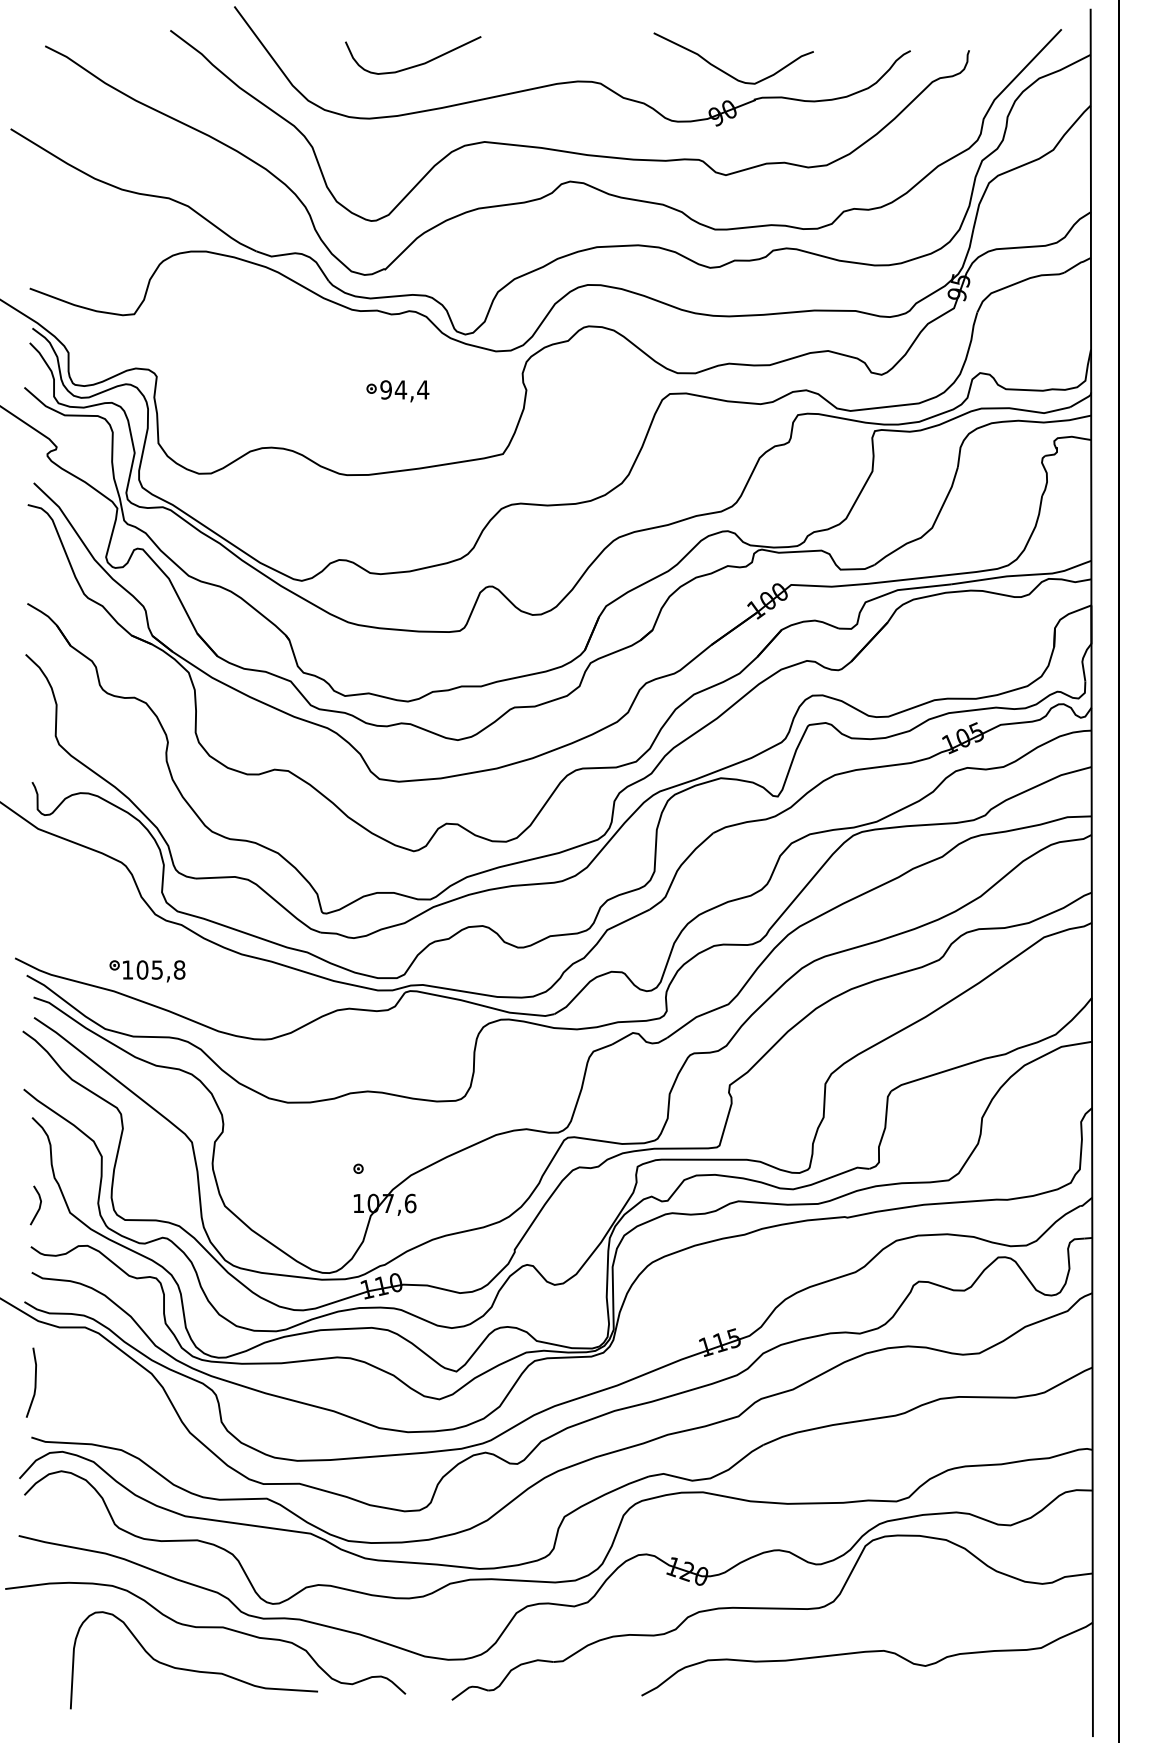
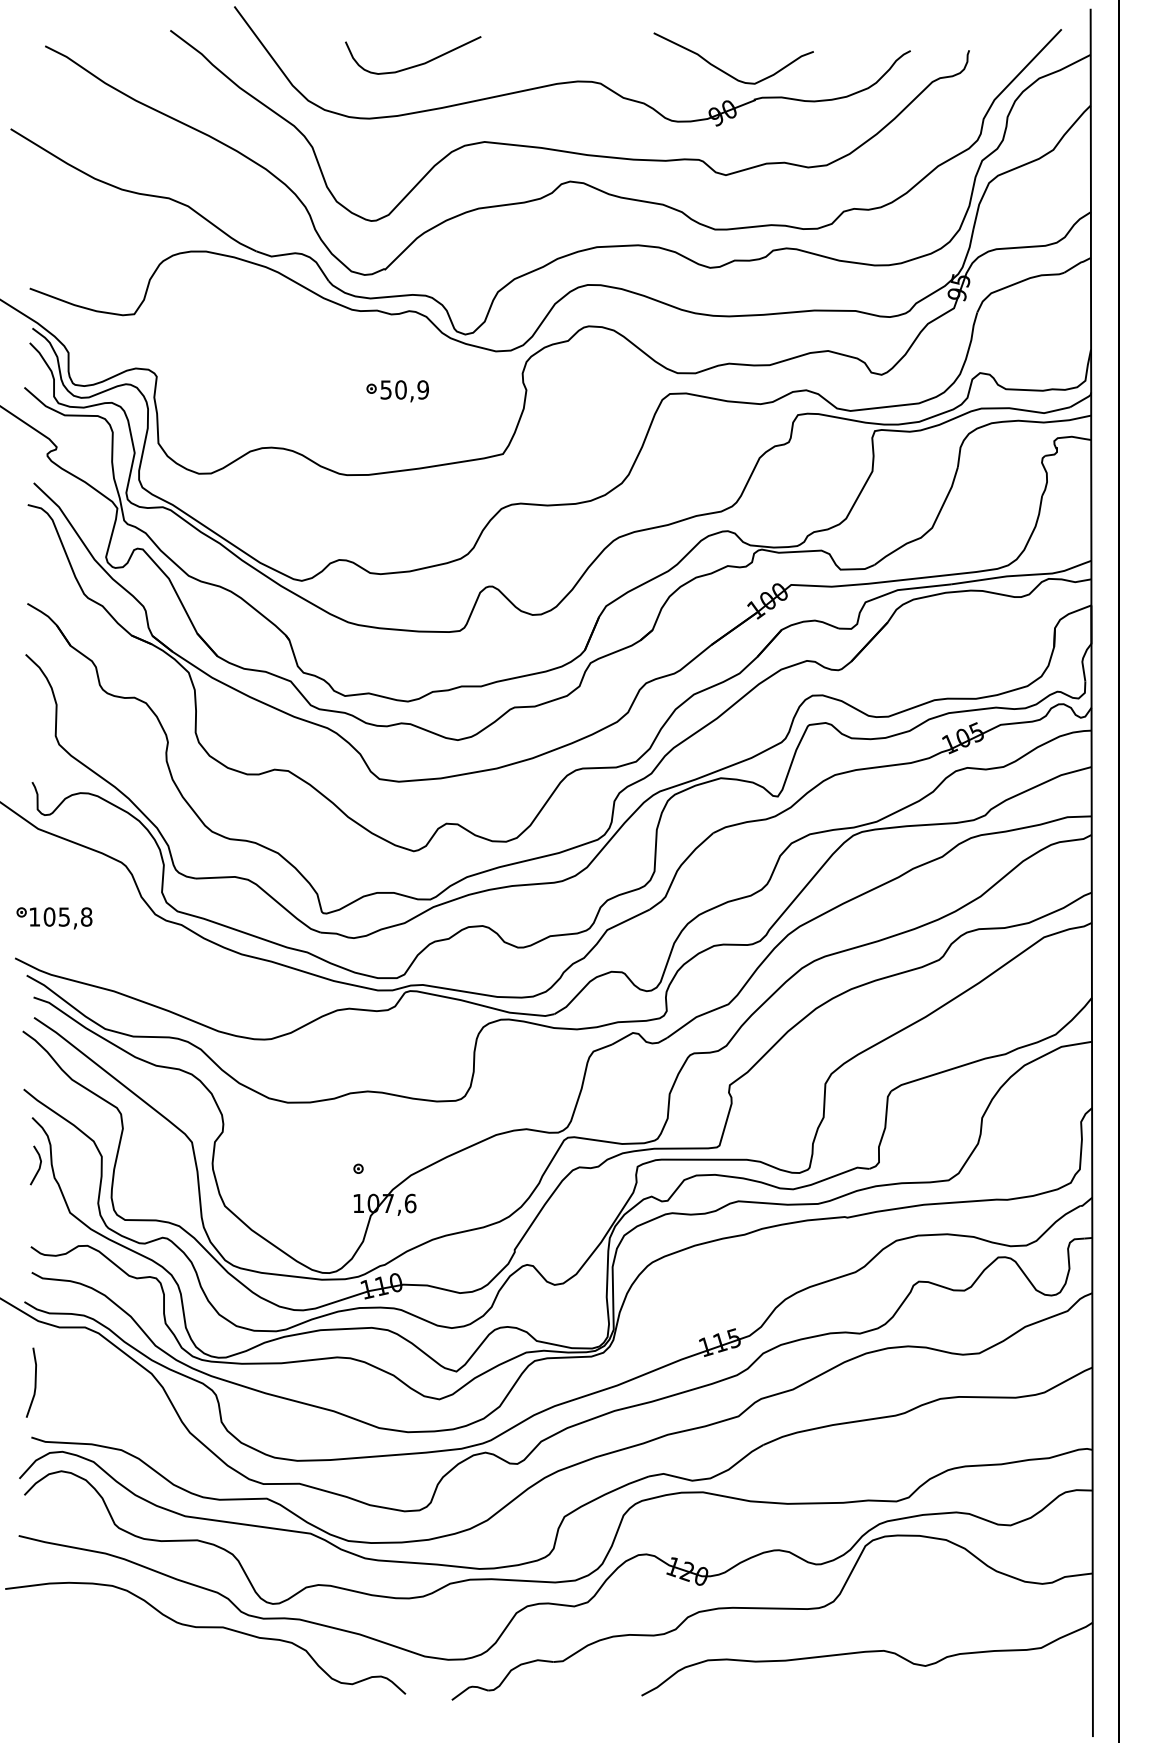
text: 94,4 -> 50,9 (404, 389)
part position: (147, 971) -> (54, 918) (54, 918)
line position: (39, 1205) -> (39, 1165) (39, 1165)
curve: present -> none (192, 1669)
